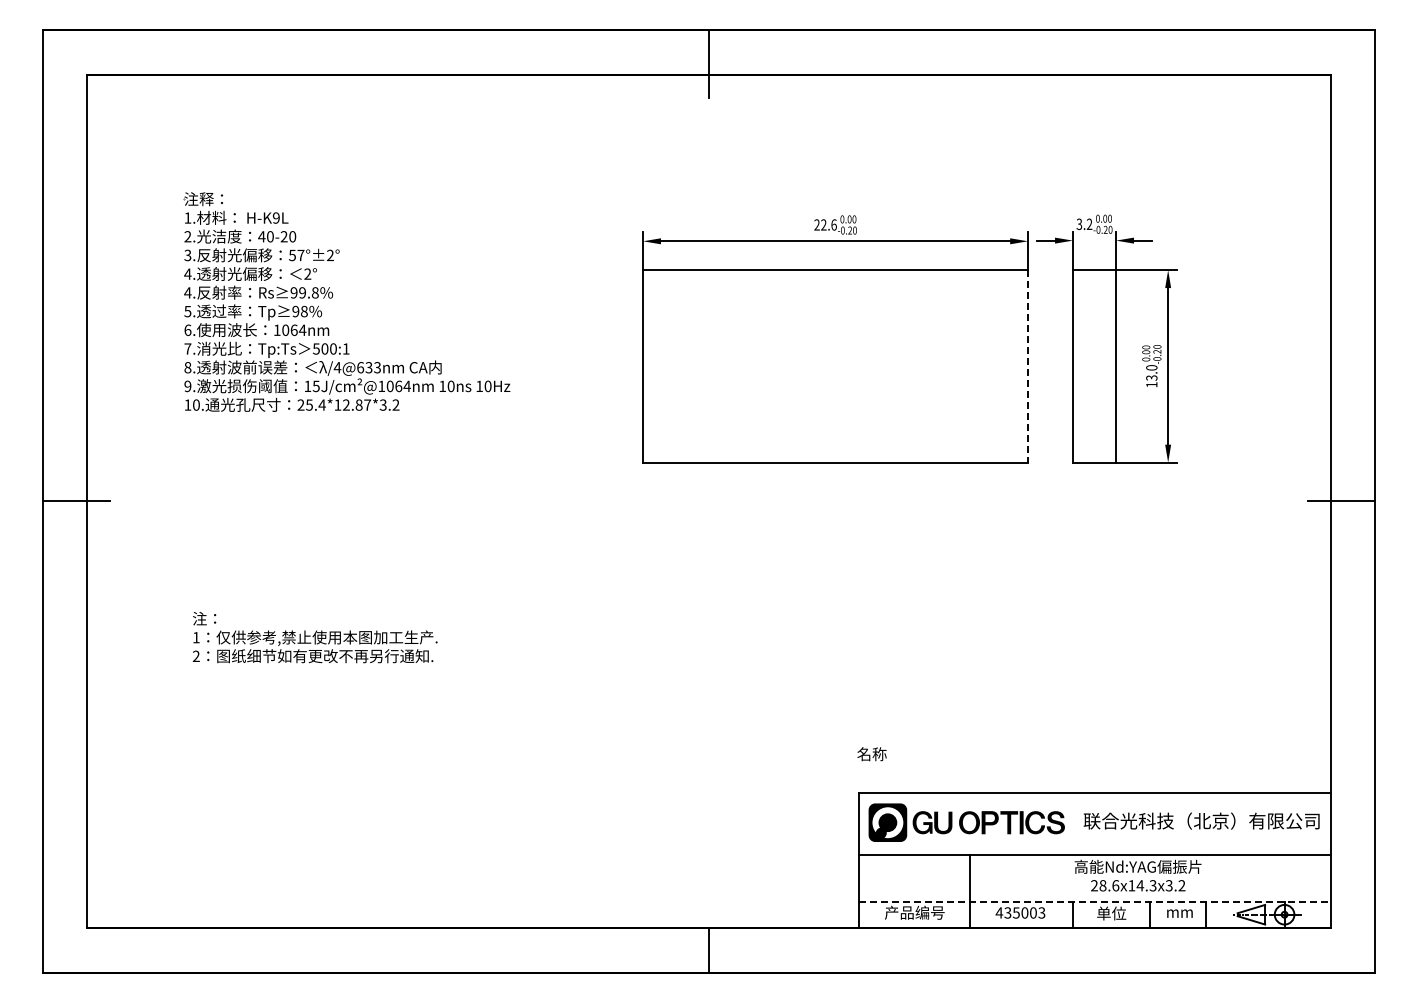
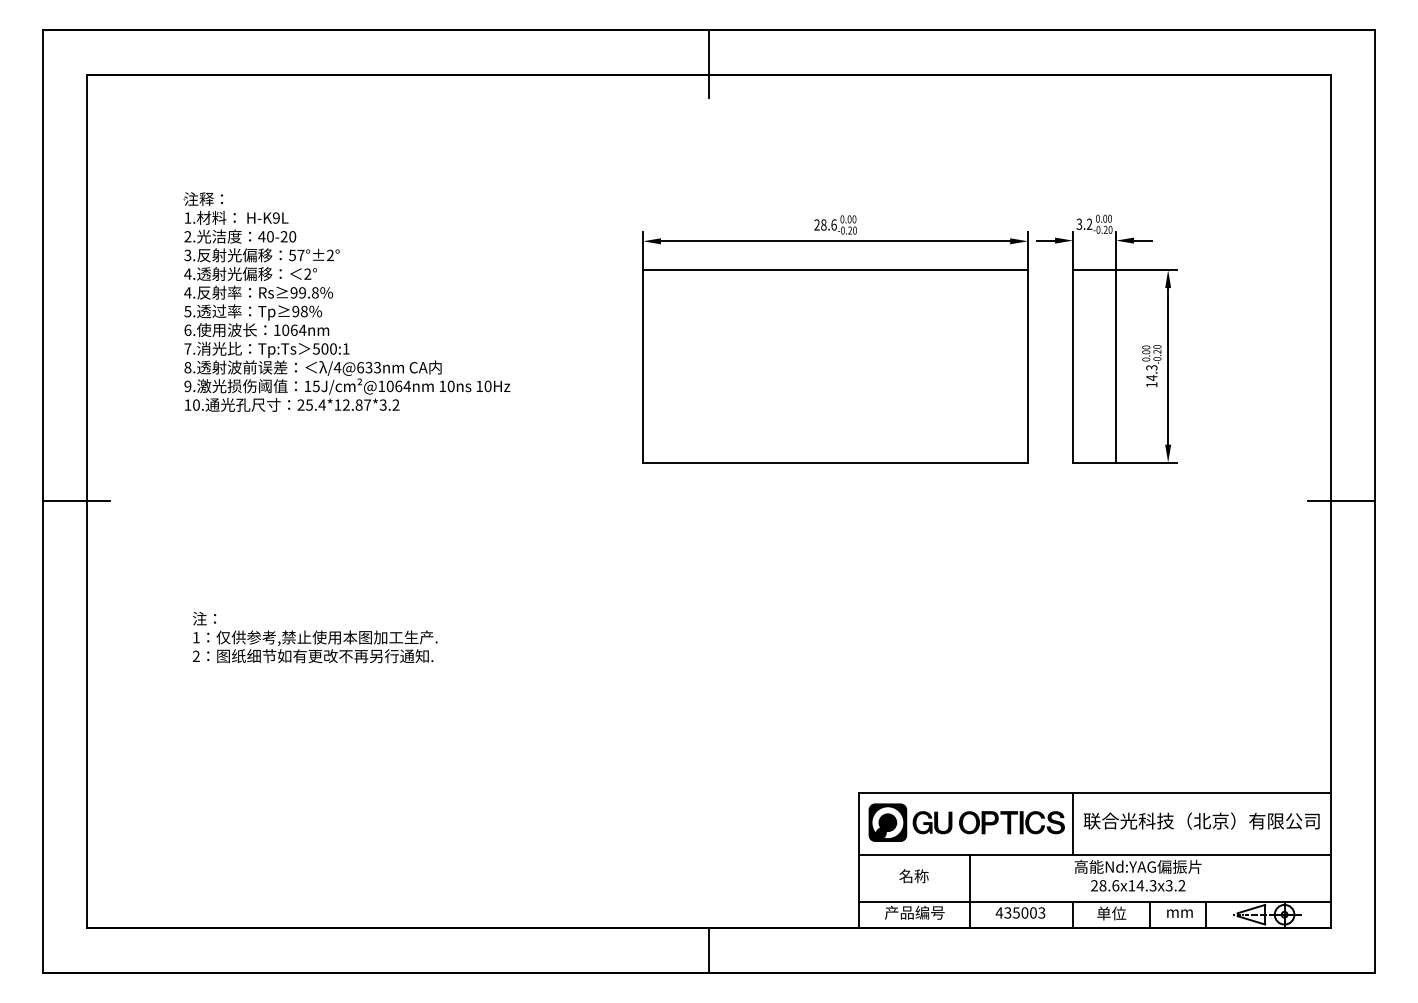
text: 22.6 -> 28.6 (823, 224)
line: dashed -> solid (1028, 366)
text: 13.0 -> 14.3 (1151, 373)
text position: (871, 754) -> (913, 876) (913, 876)
line: none -> present (1073, 823)
line: dashed -> solid (1094, 901)
